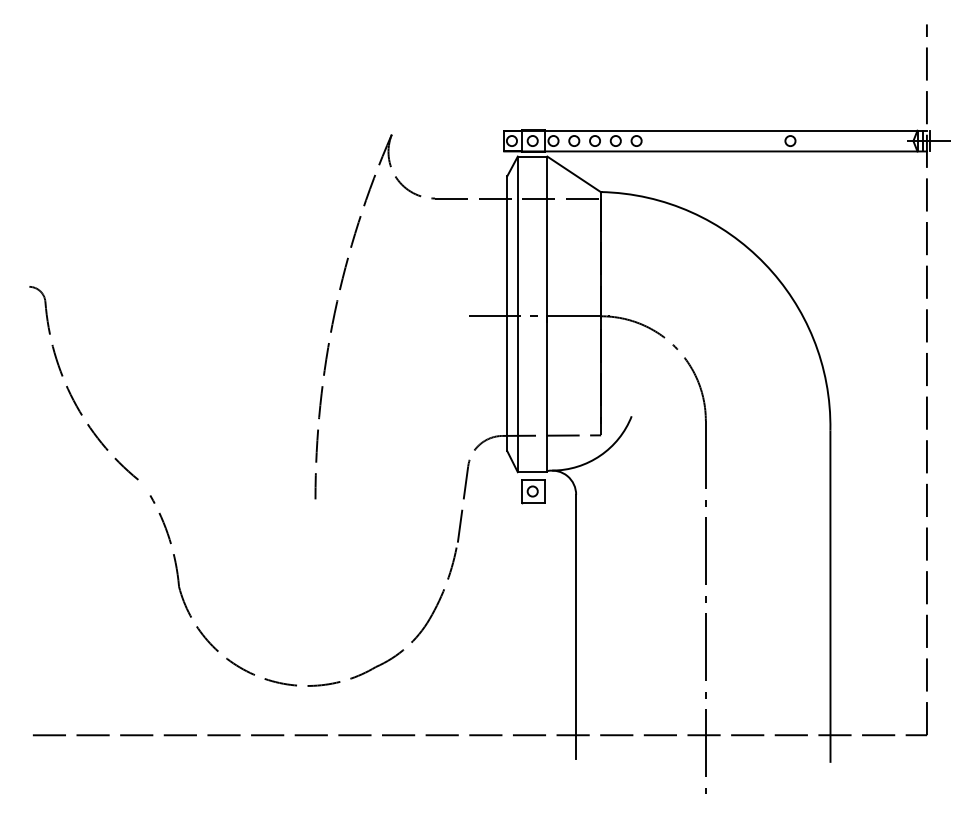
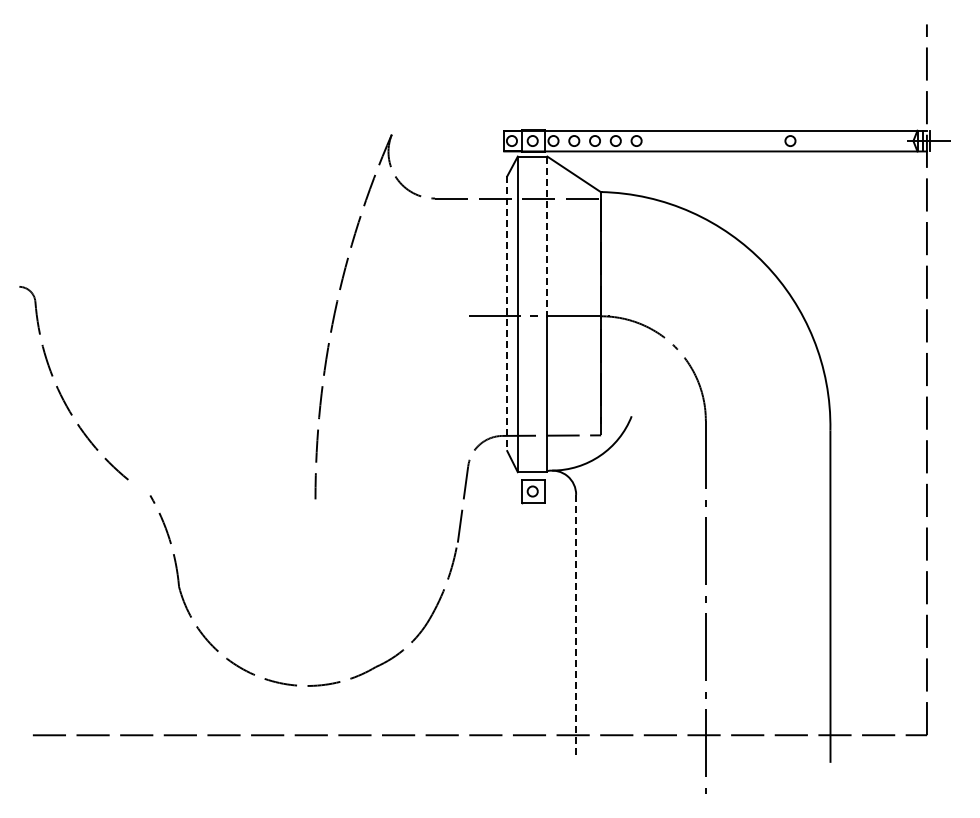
line: solid -> dashed (547, 239)
line: solid -> dashed (507, 314)
part position: (69, 389) -> (59, 389) (59, 389)
line: solid -> dashed (576, 627)
